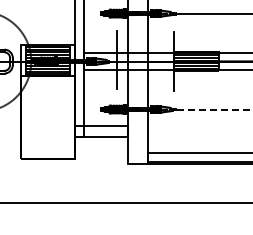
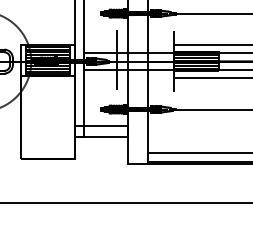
line: none -> present (211, 45)
line: none -> present (211, 78)
line: dashed -> solid (214, 109)
